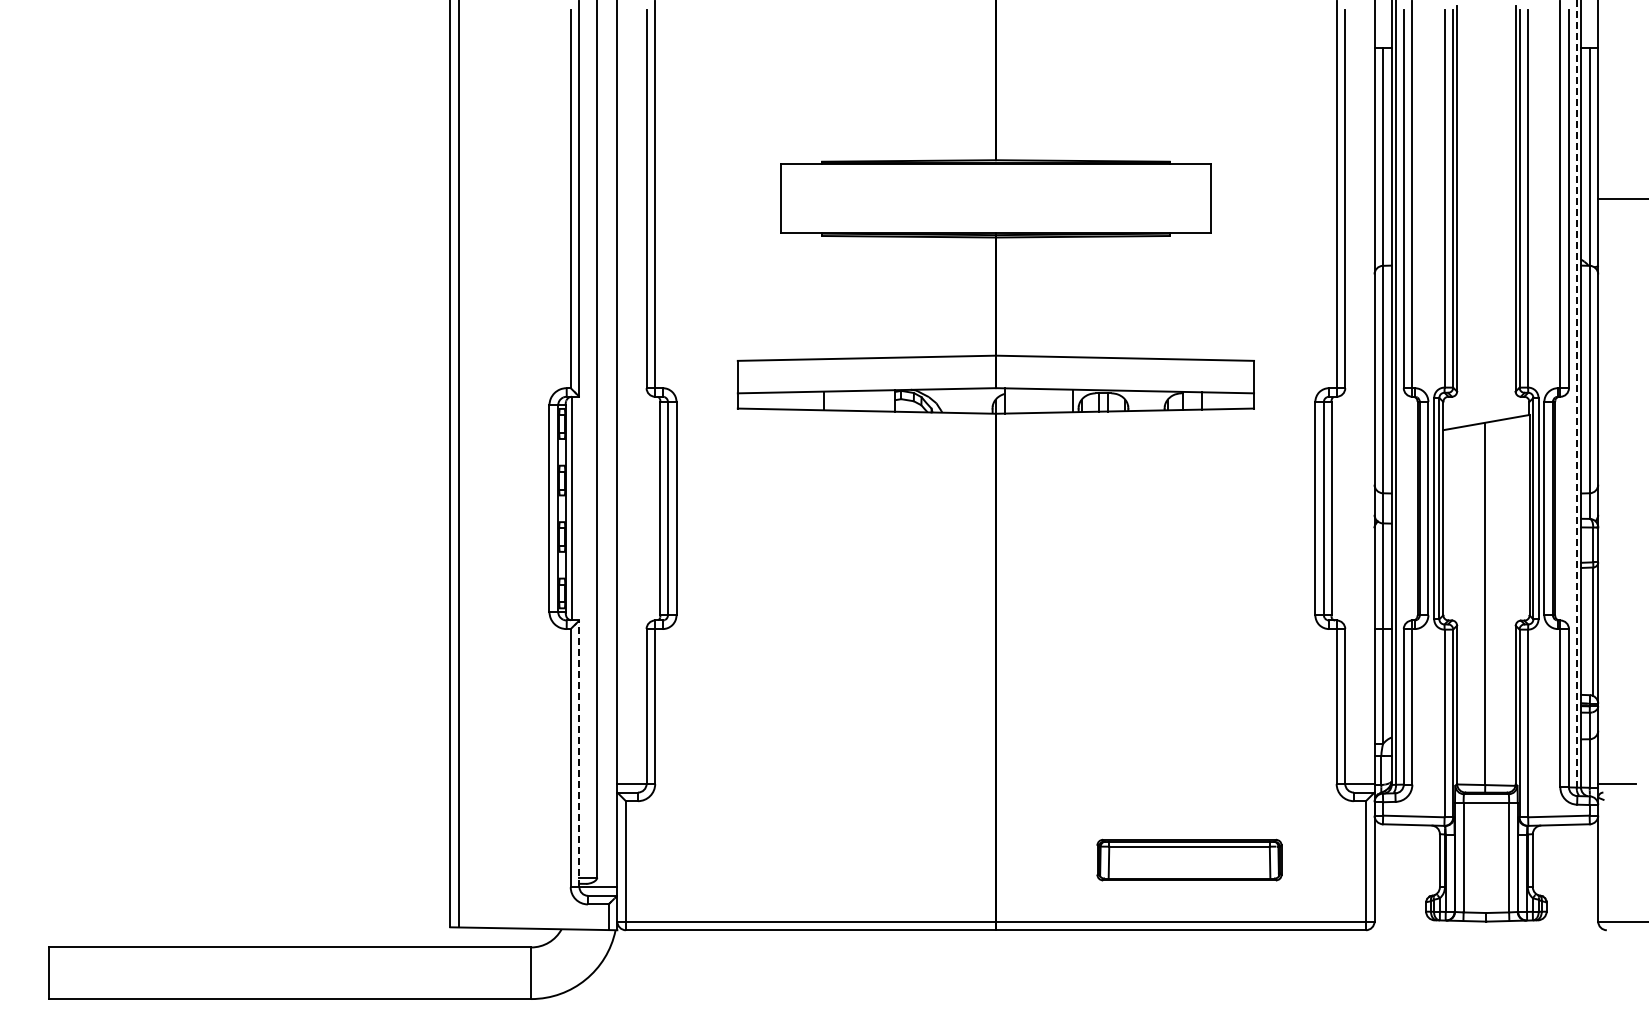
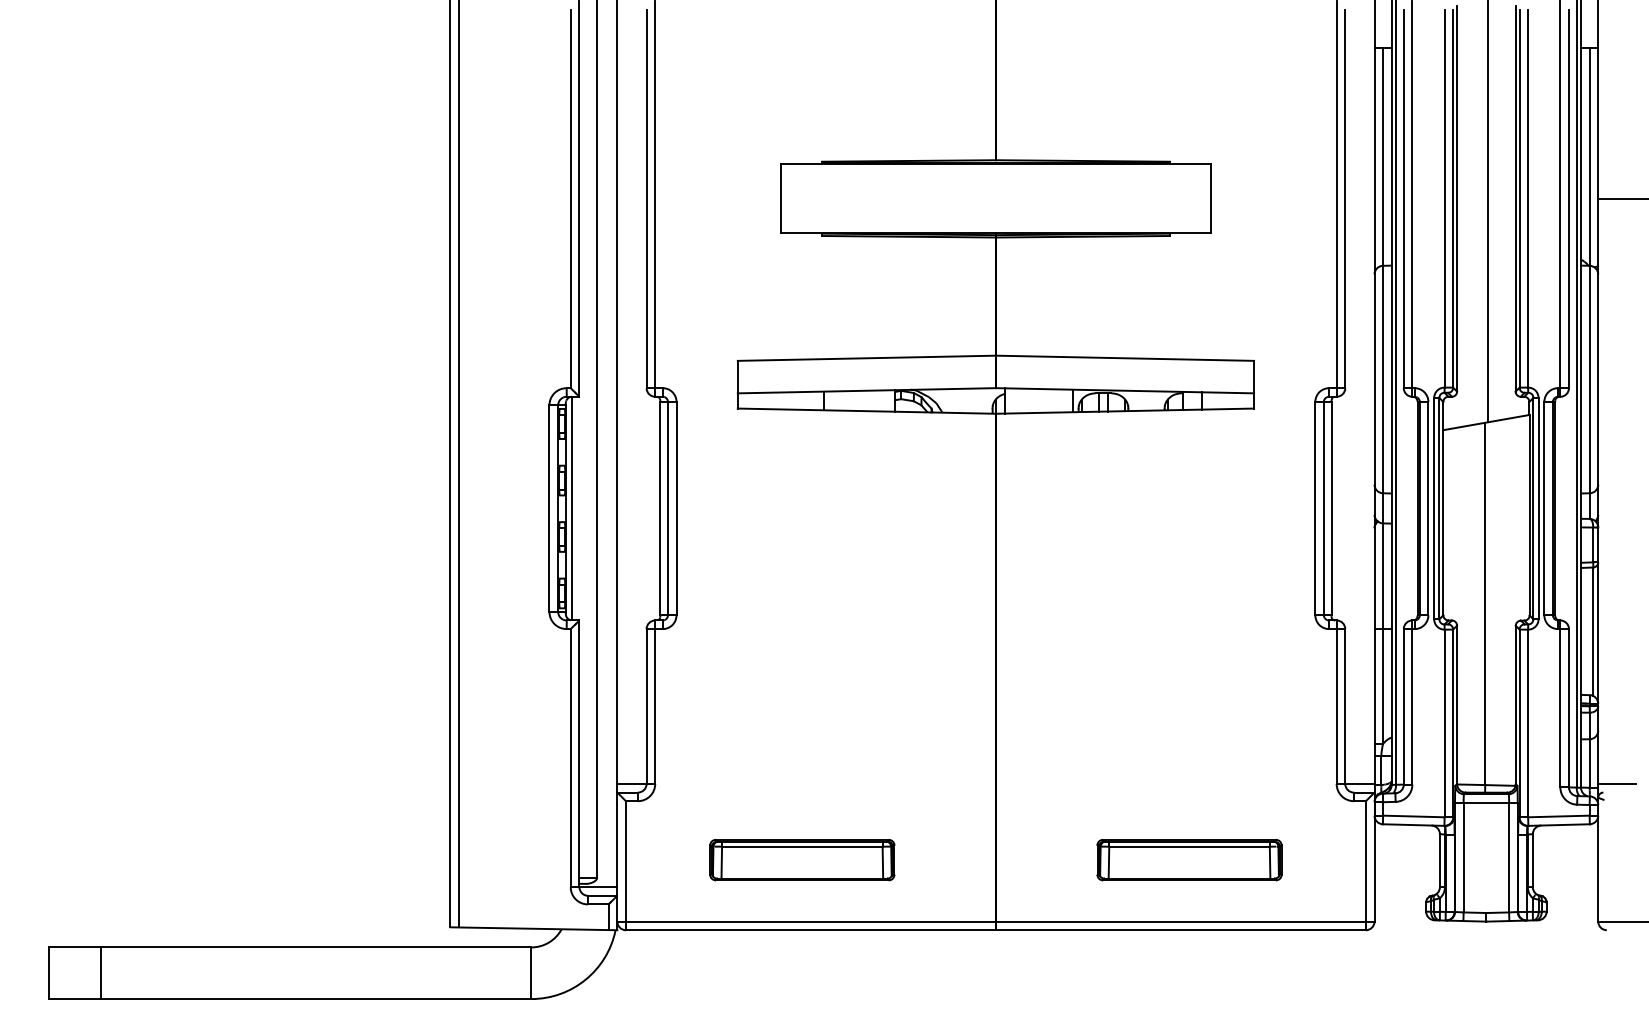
line: none -> present (1487, 212)
line: dashed -> solid (1576, 393)
line: dashed -> solid (579, 753)
part: none -> present (802, 859)
line: none -> present (101, 973)
